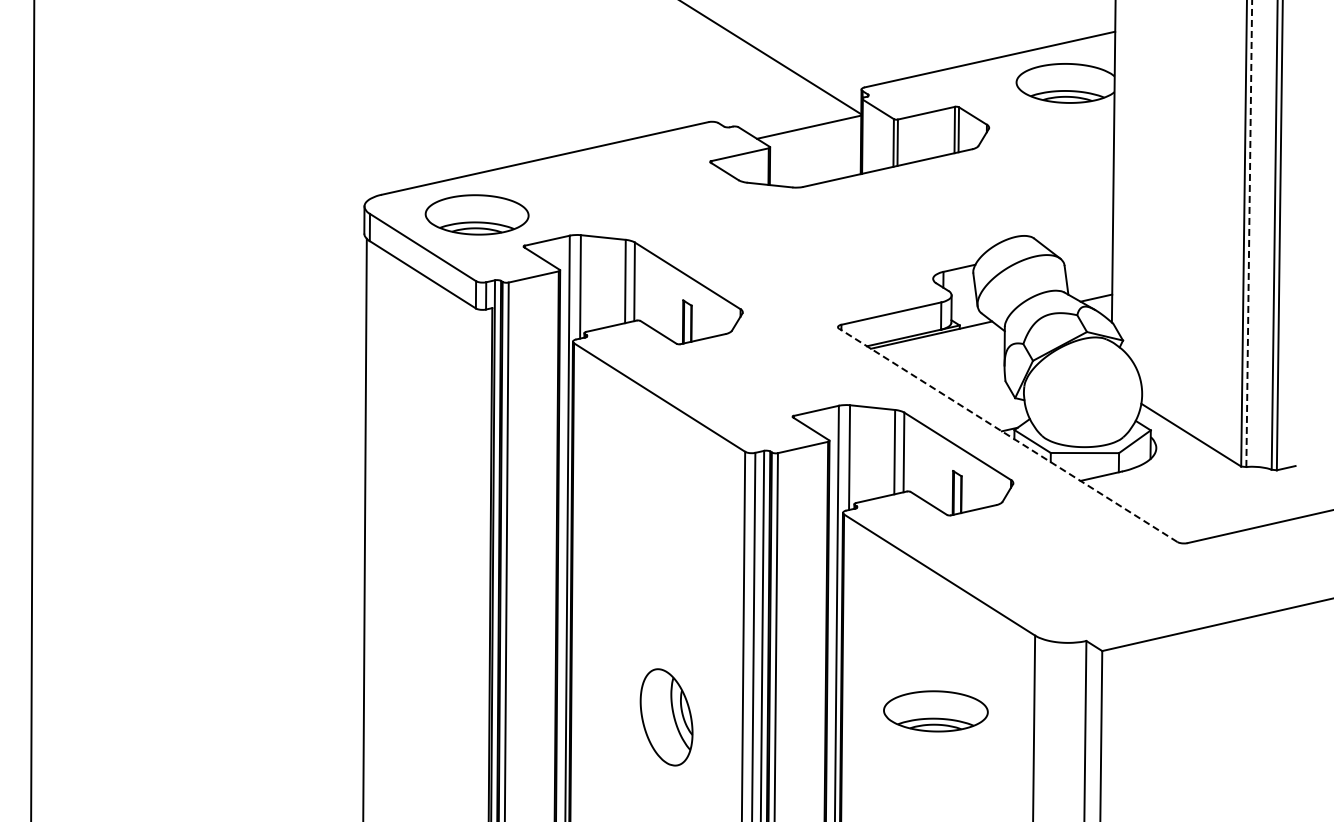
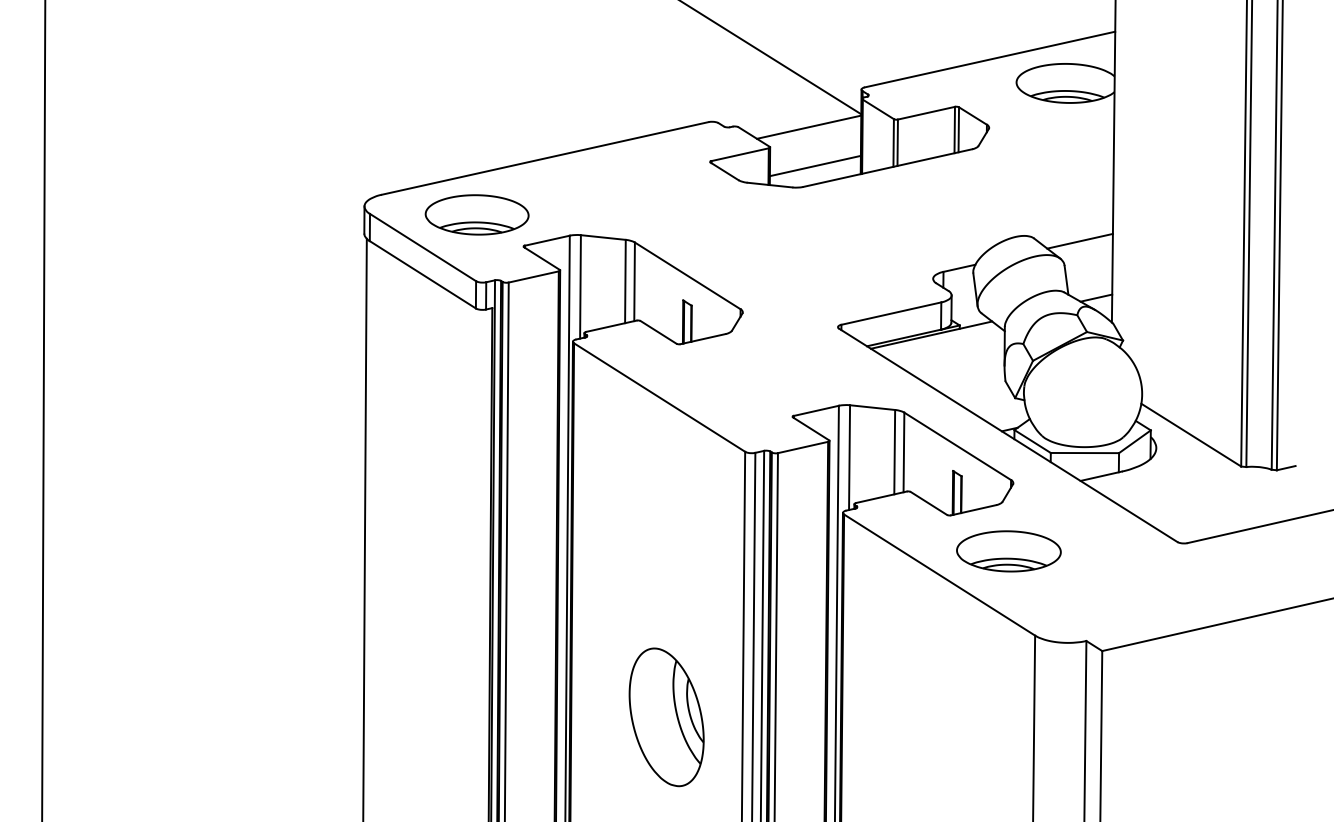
line: none -> present (814, 165)
line: dashed -> solid (1249, 234)
line: none -> present (1079, 240)
line position: (32, 410) -> (43, 410) (43, 410)
line: dashed -> solid (1008, 435)
part position: (935, 711) -> (1008, 551) (1008, 551)
part size: 55x99 px -> 77x141 px (666, 717)
